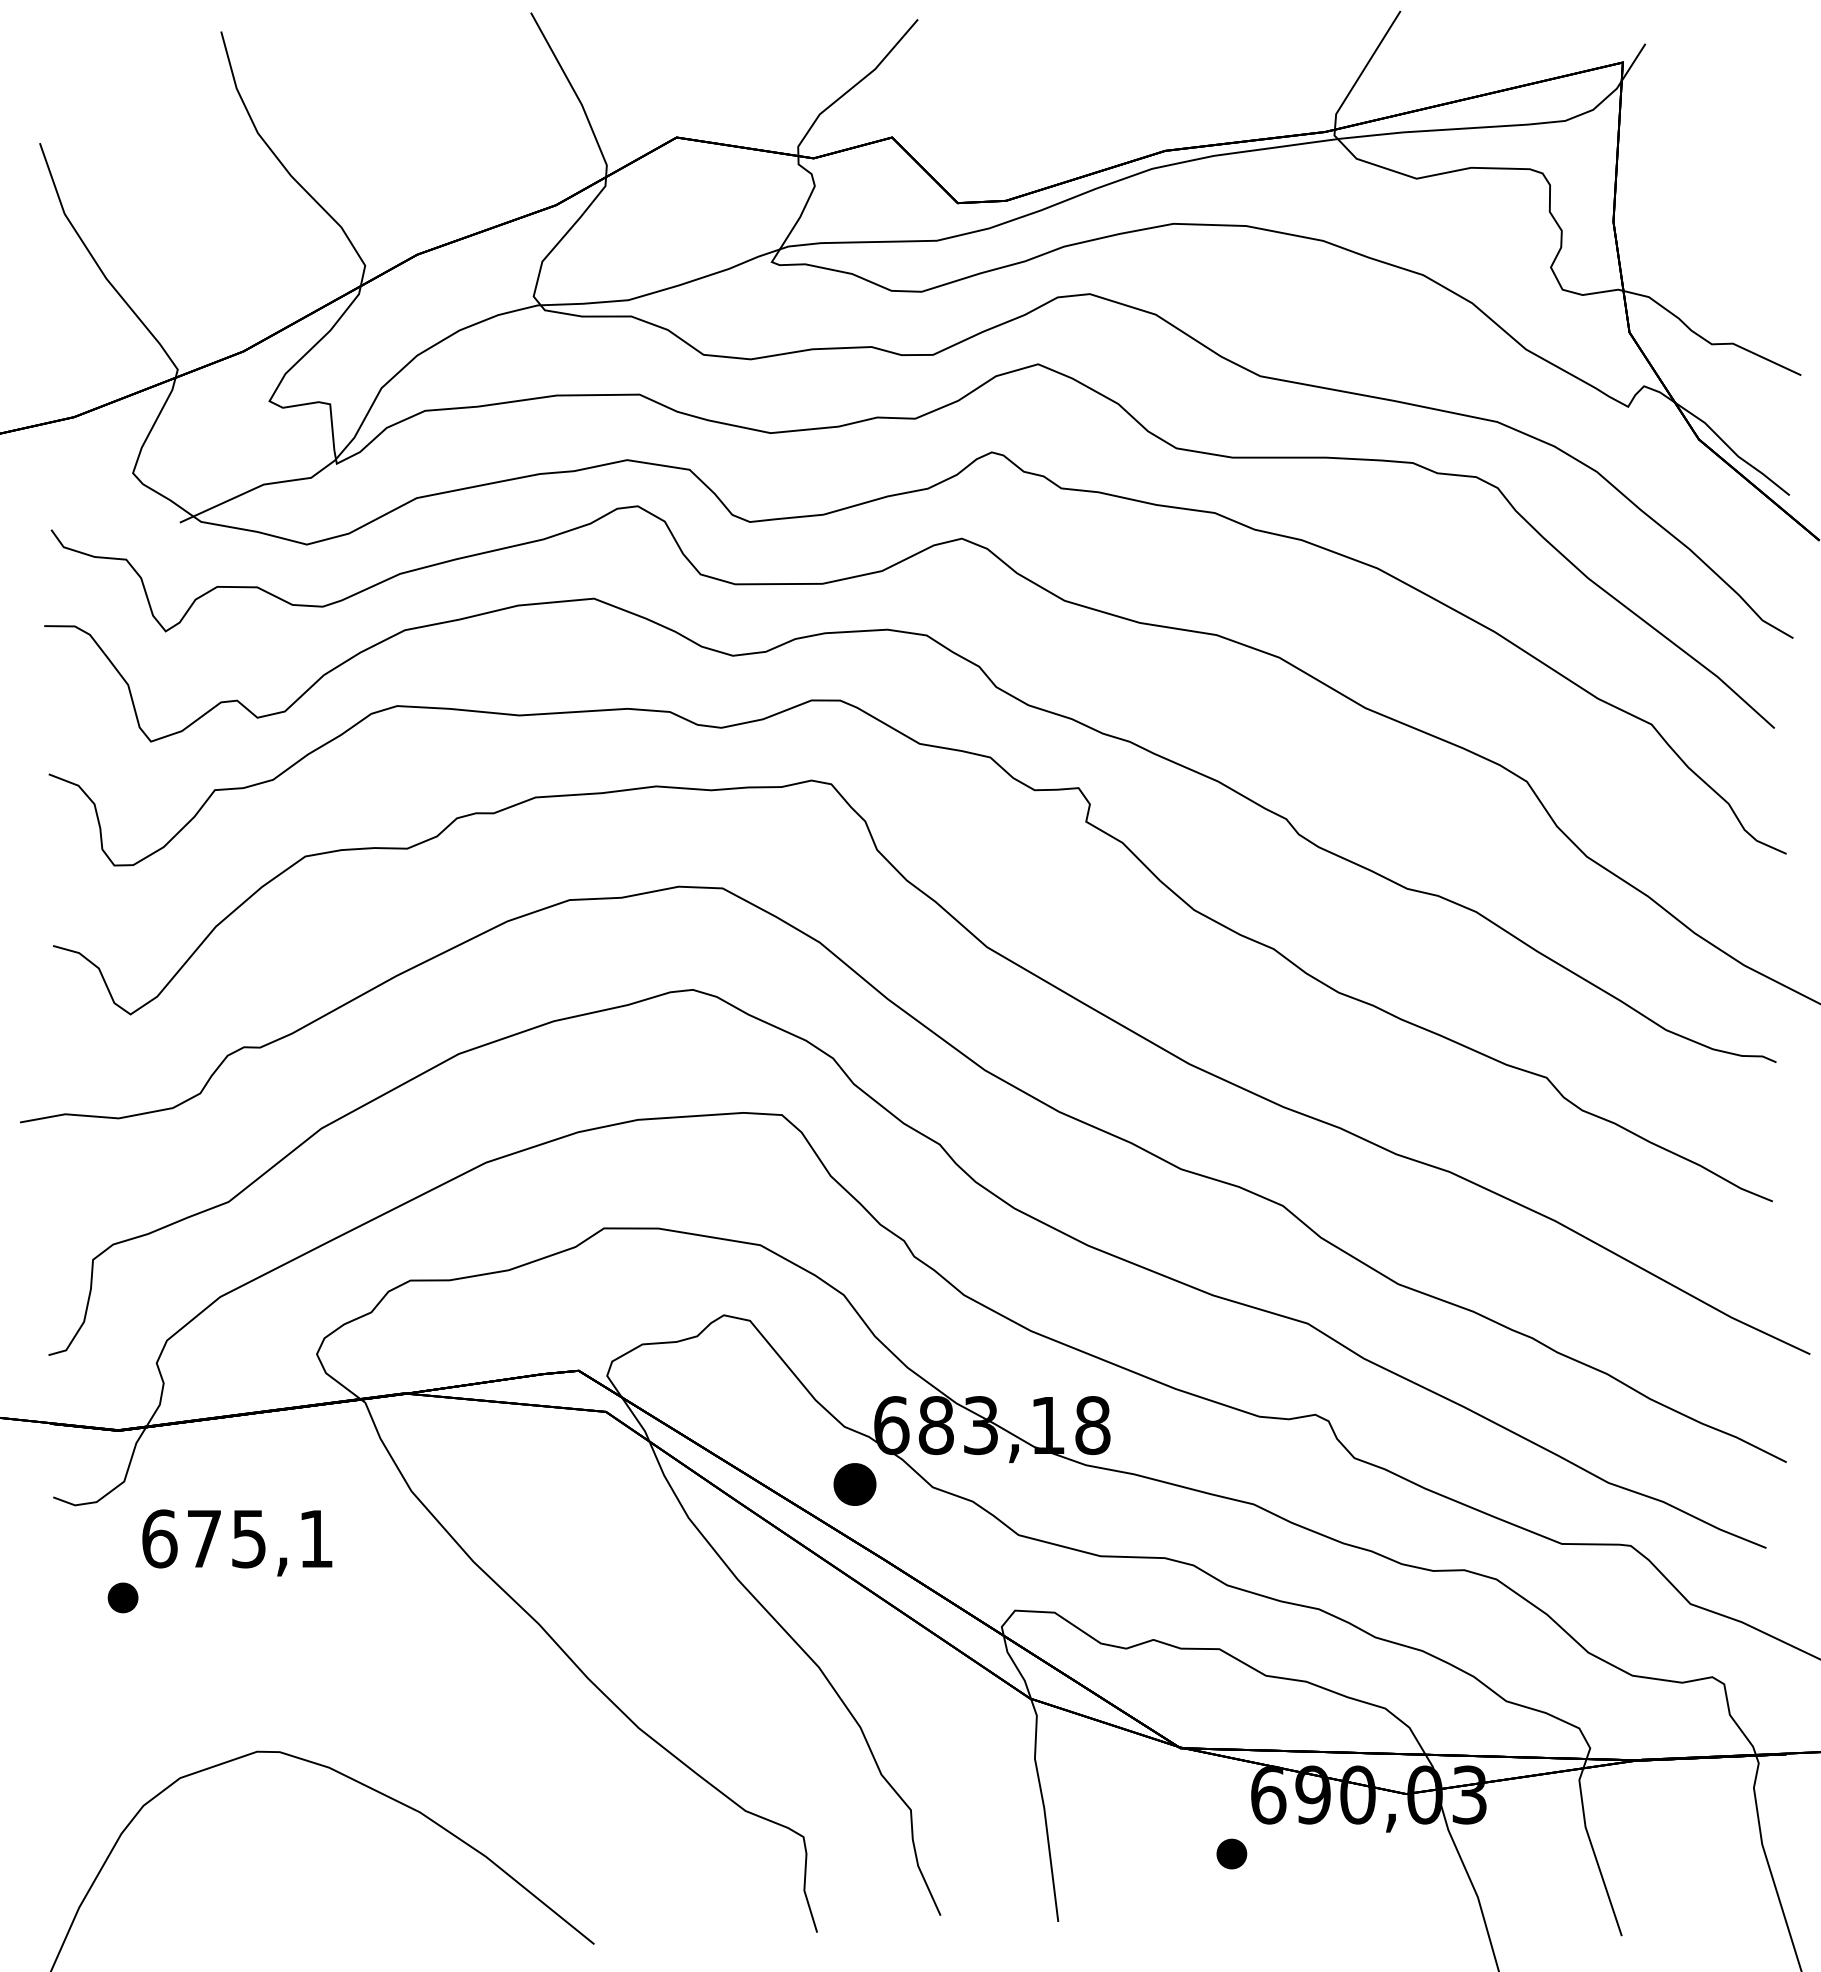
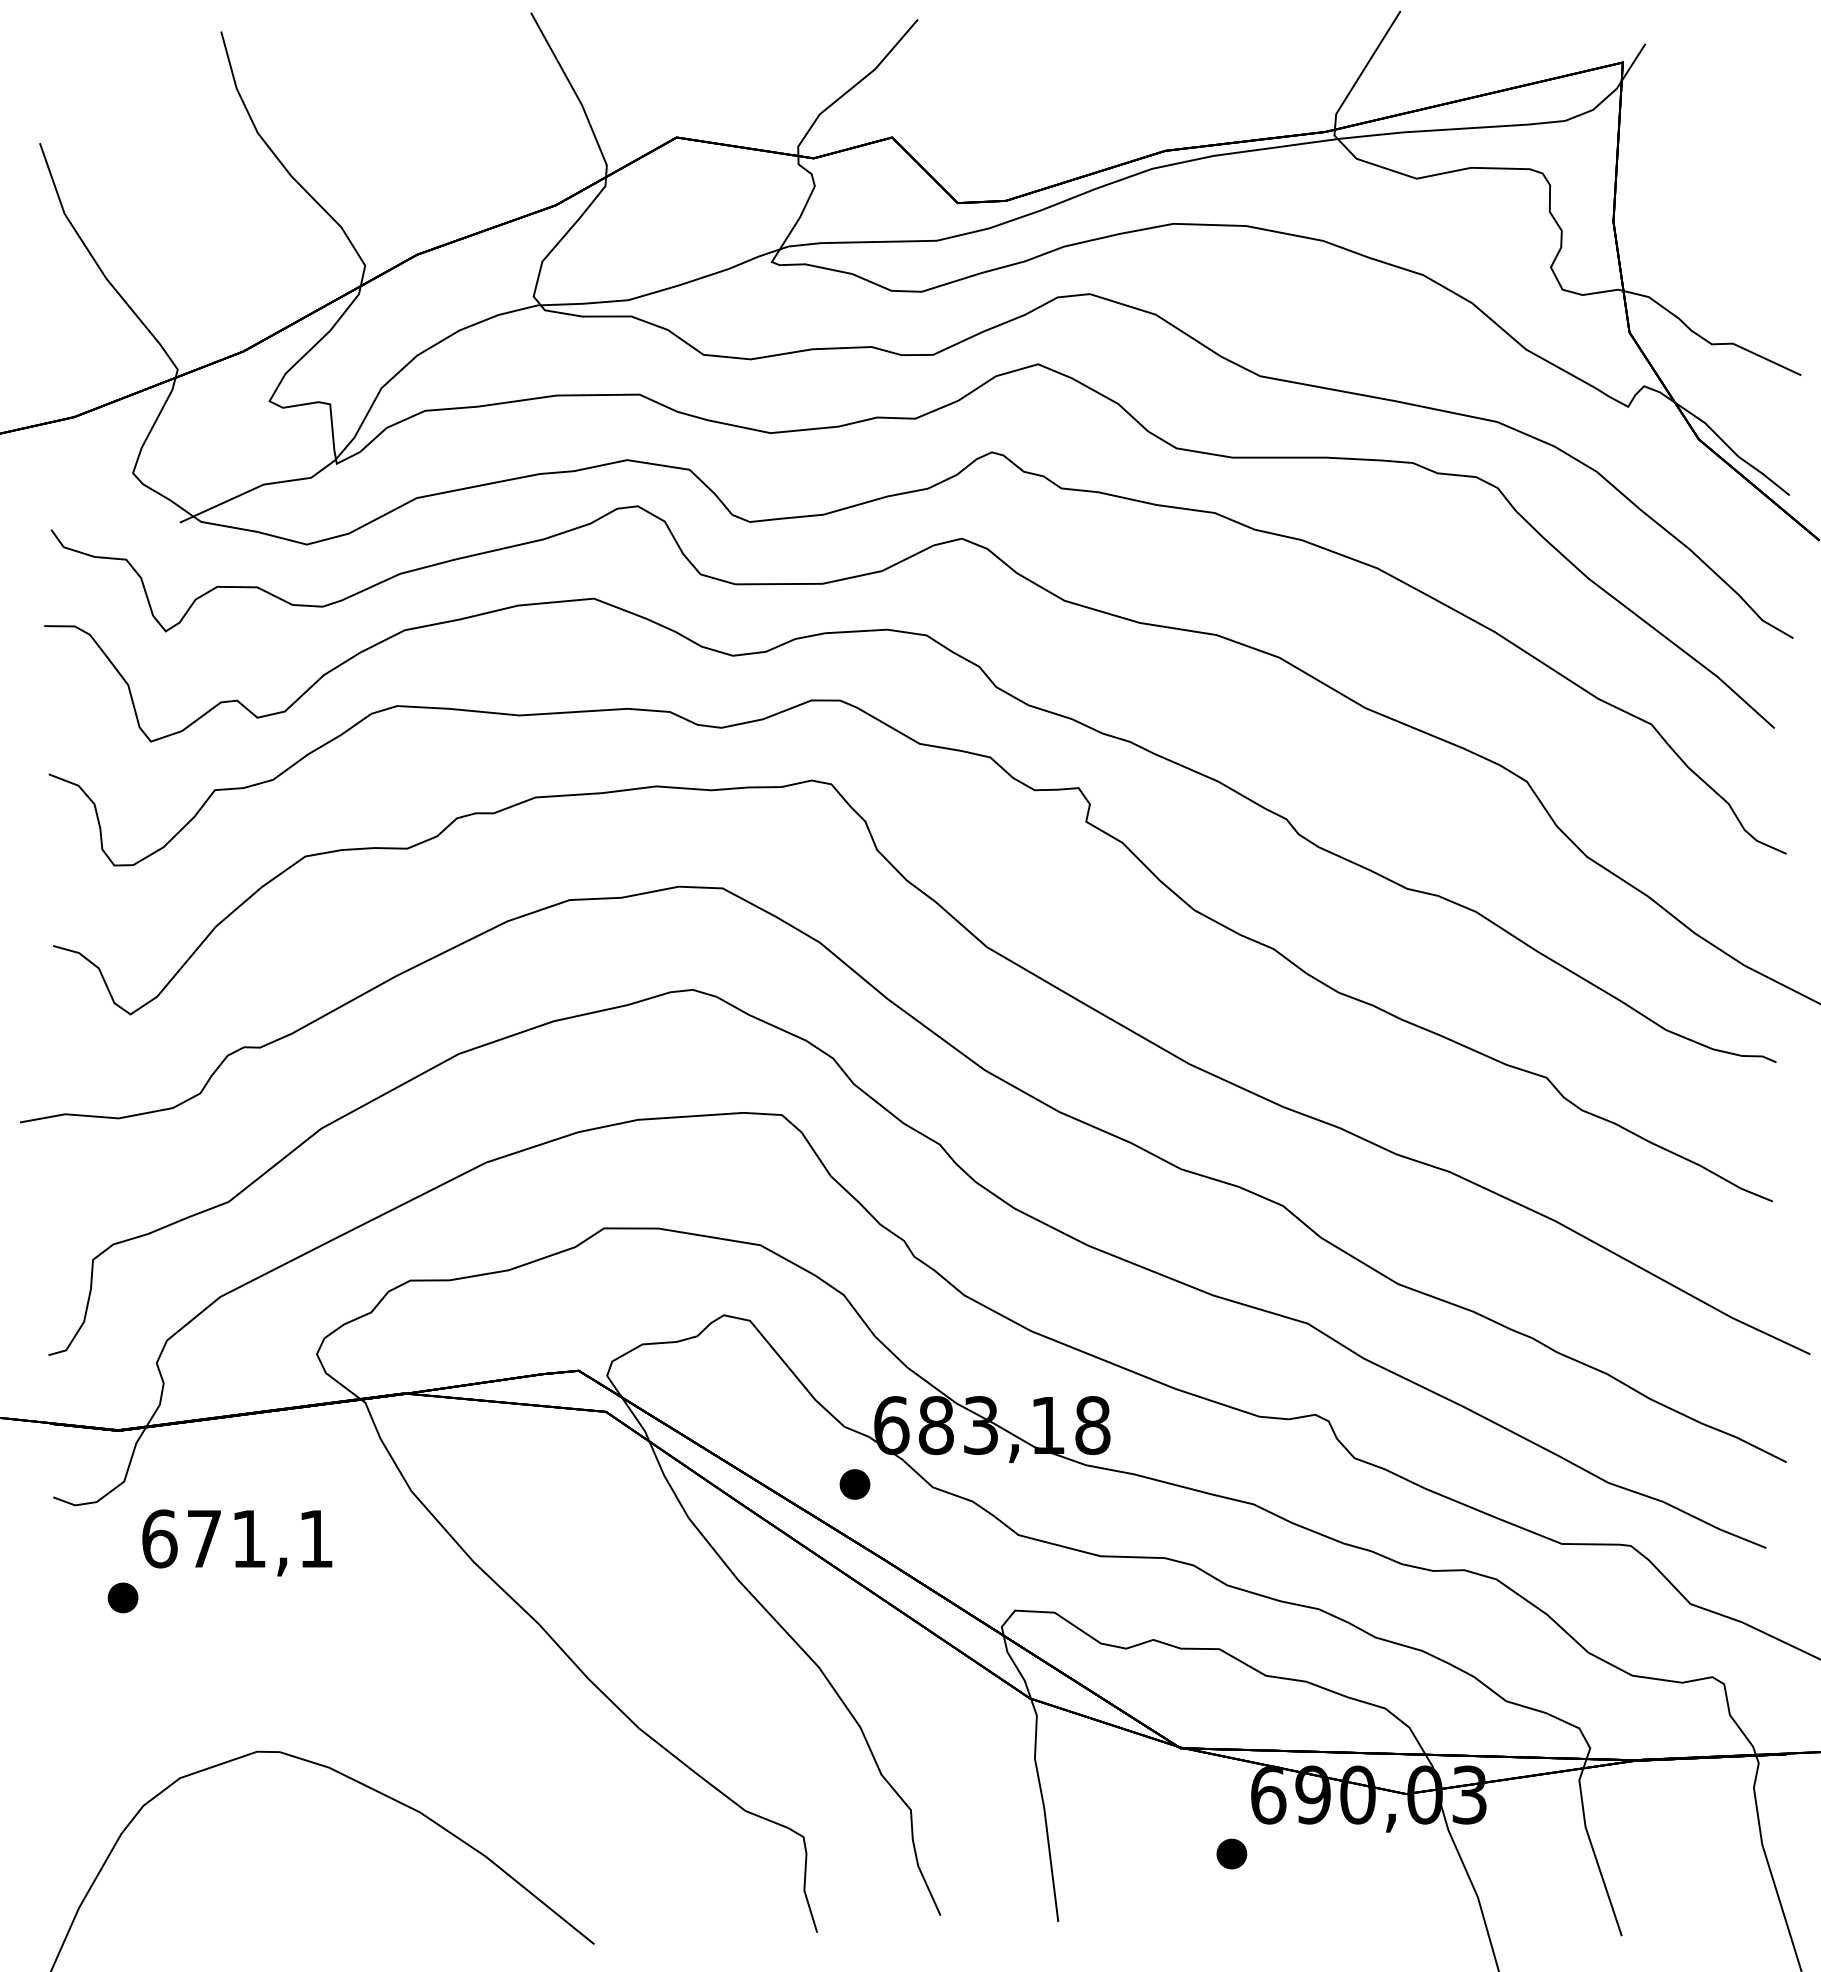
part size: 44x43 px -> 32x31 px (854, 1484)
text: 675,1 -> 671,1 (248, 1539)
